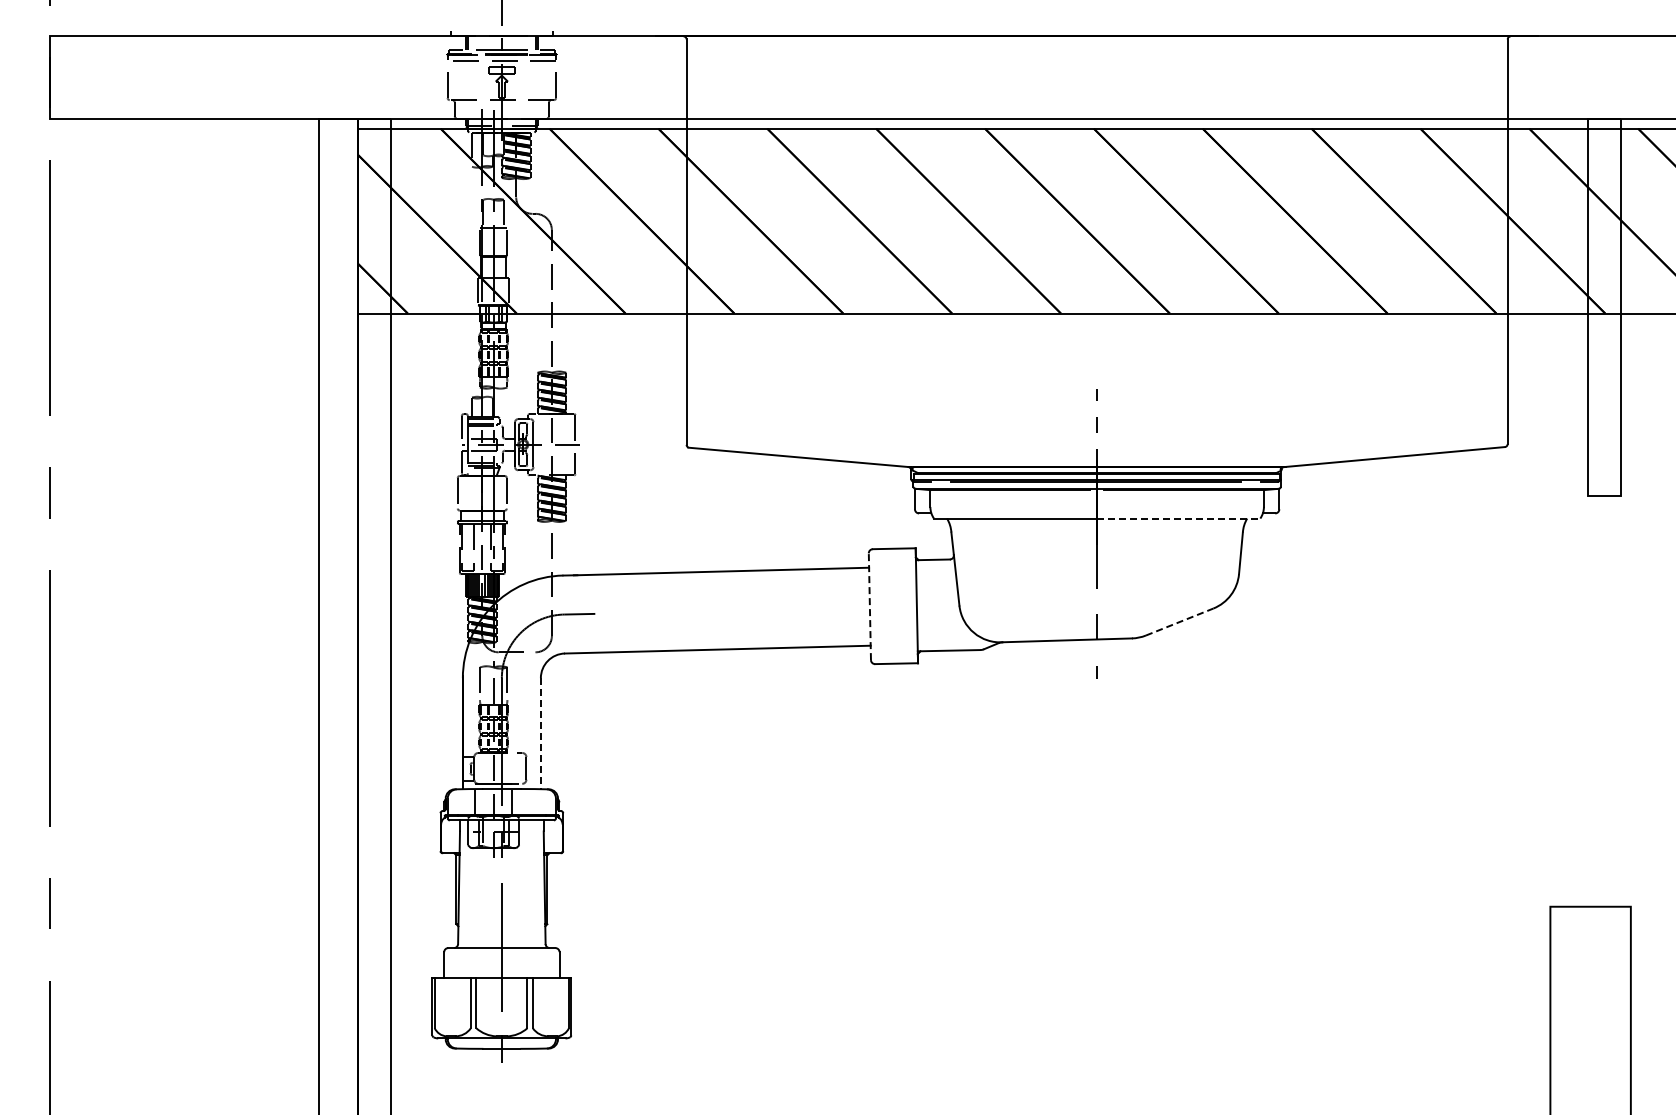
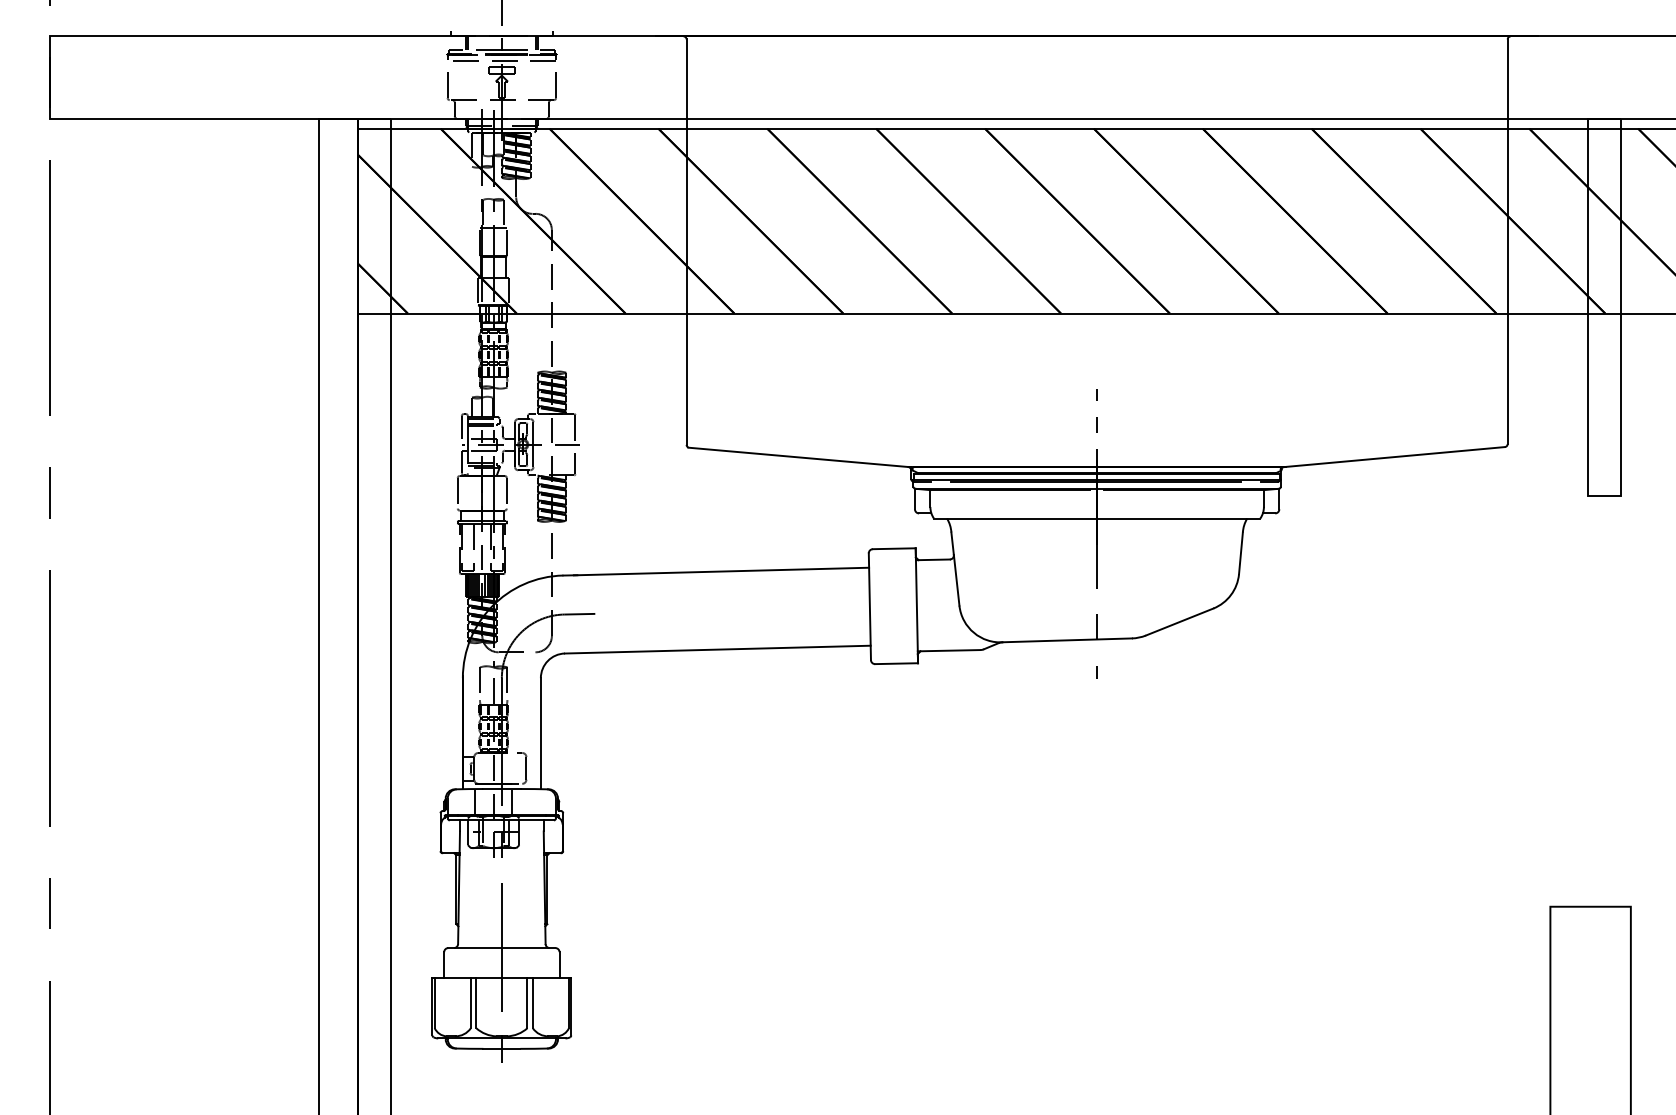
line: dashed -> solid (1178, 518)
line: dashed -> solid (869, 606)
line: dashed -> solid (1180, 621)
line: dashed -> solid (540, 733)
